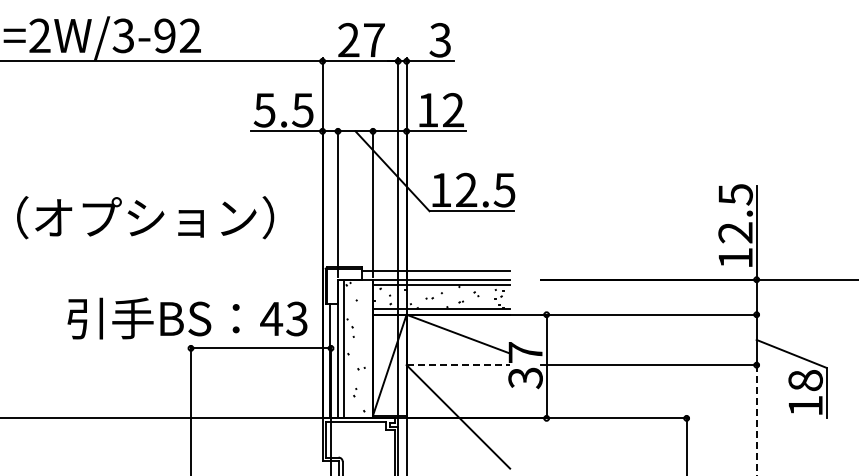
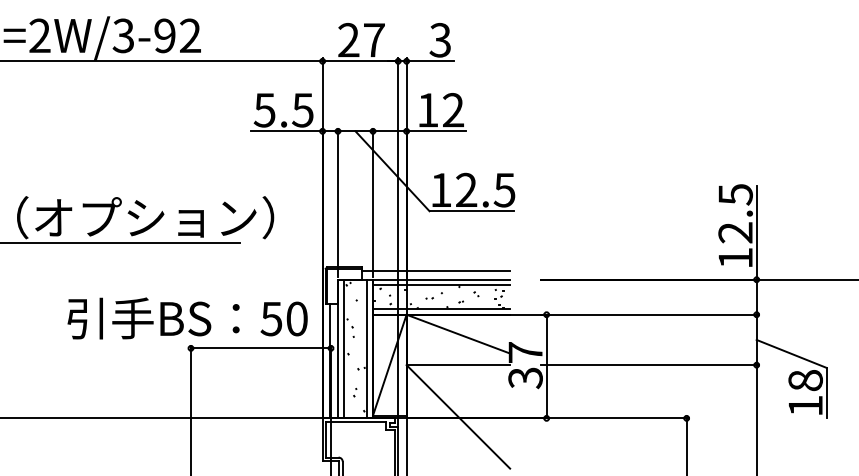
line: none -> present (120, 243)
text: 43 -> 50 (283, 318)
line: none -> present (367, 348)
line: dashed -> solid (458, 365)
line: dashed -> solid (756, 420)
